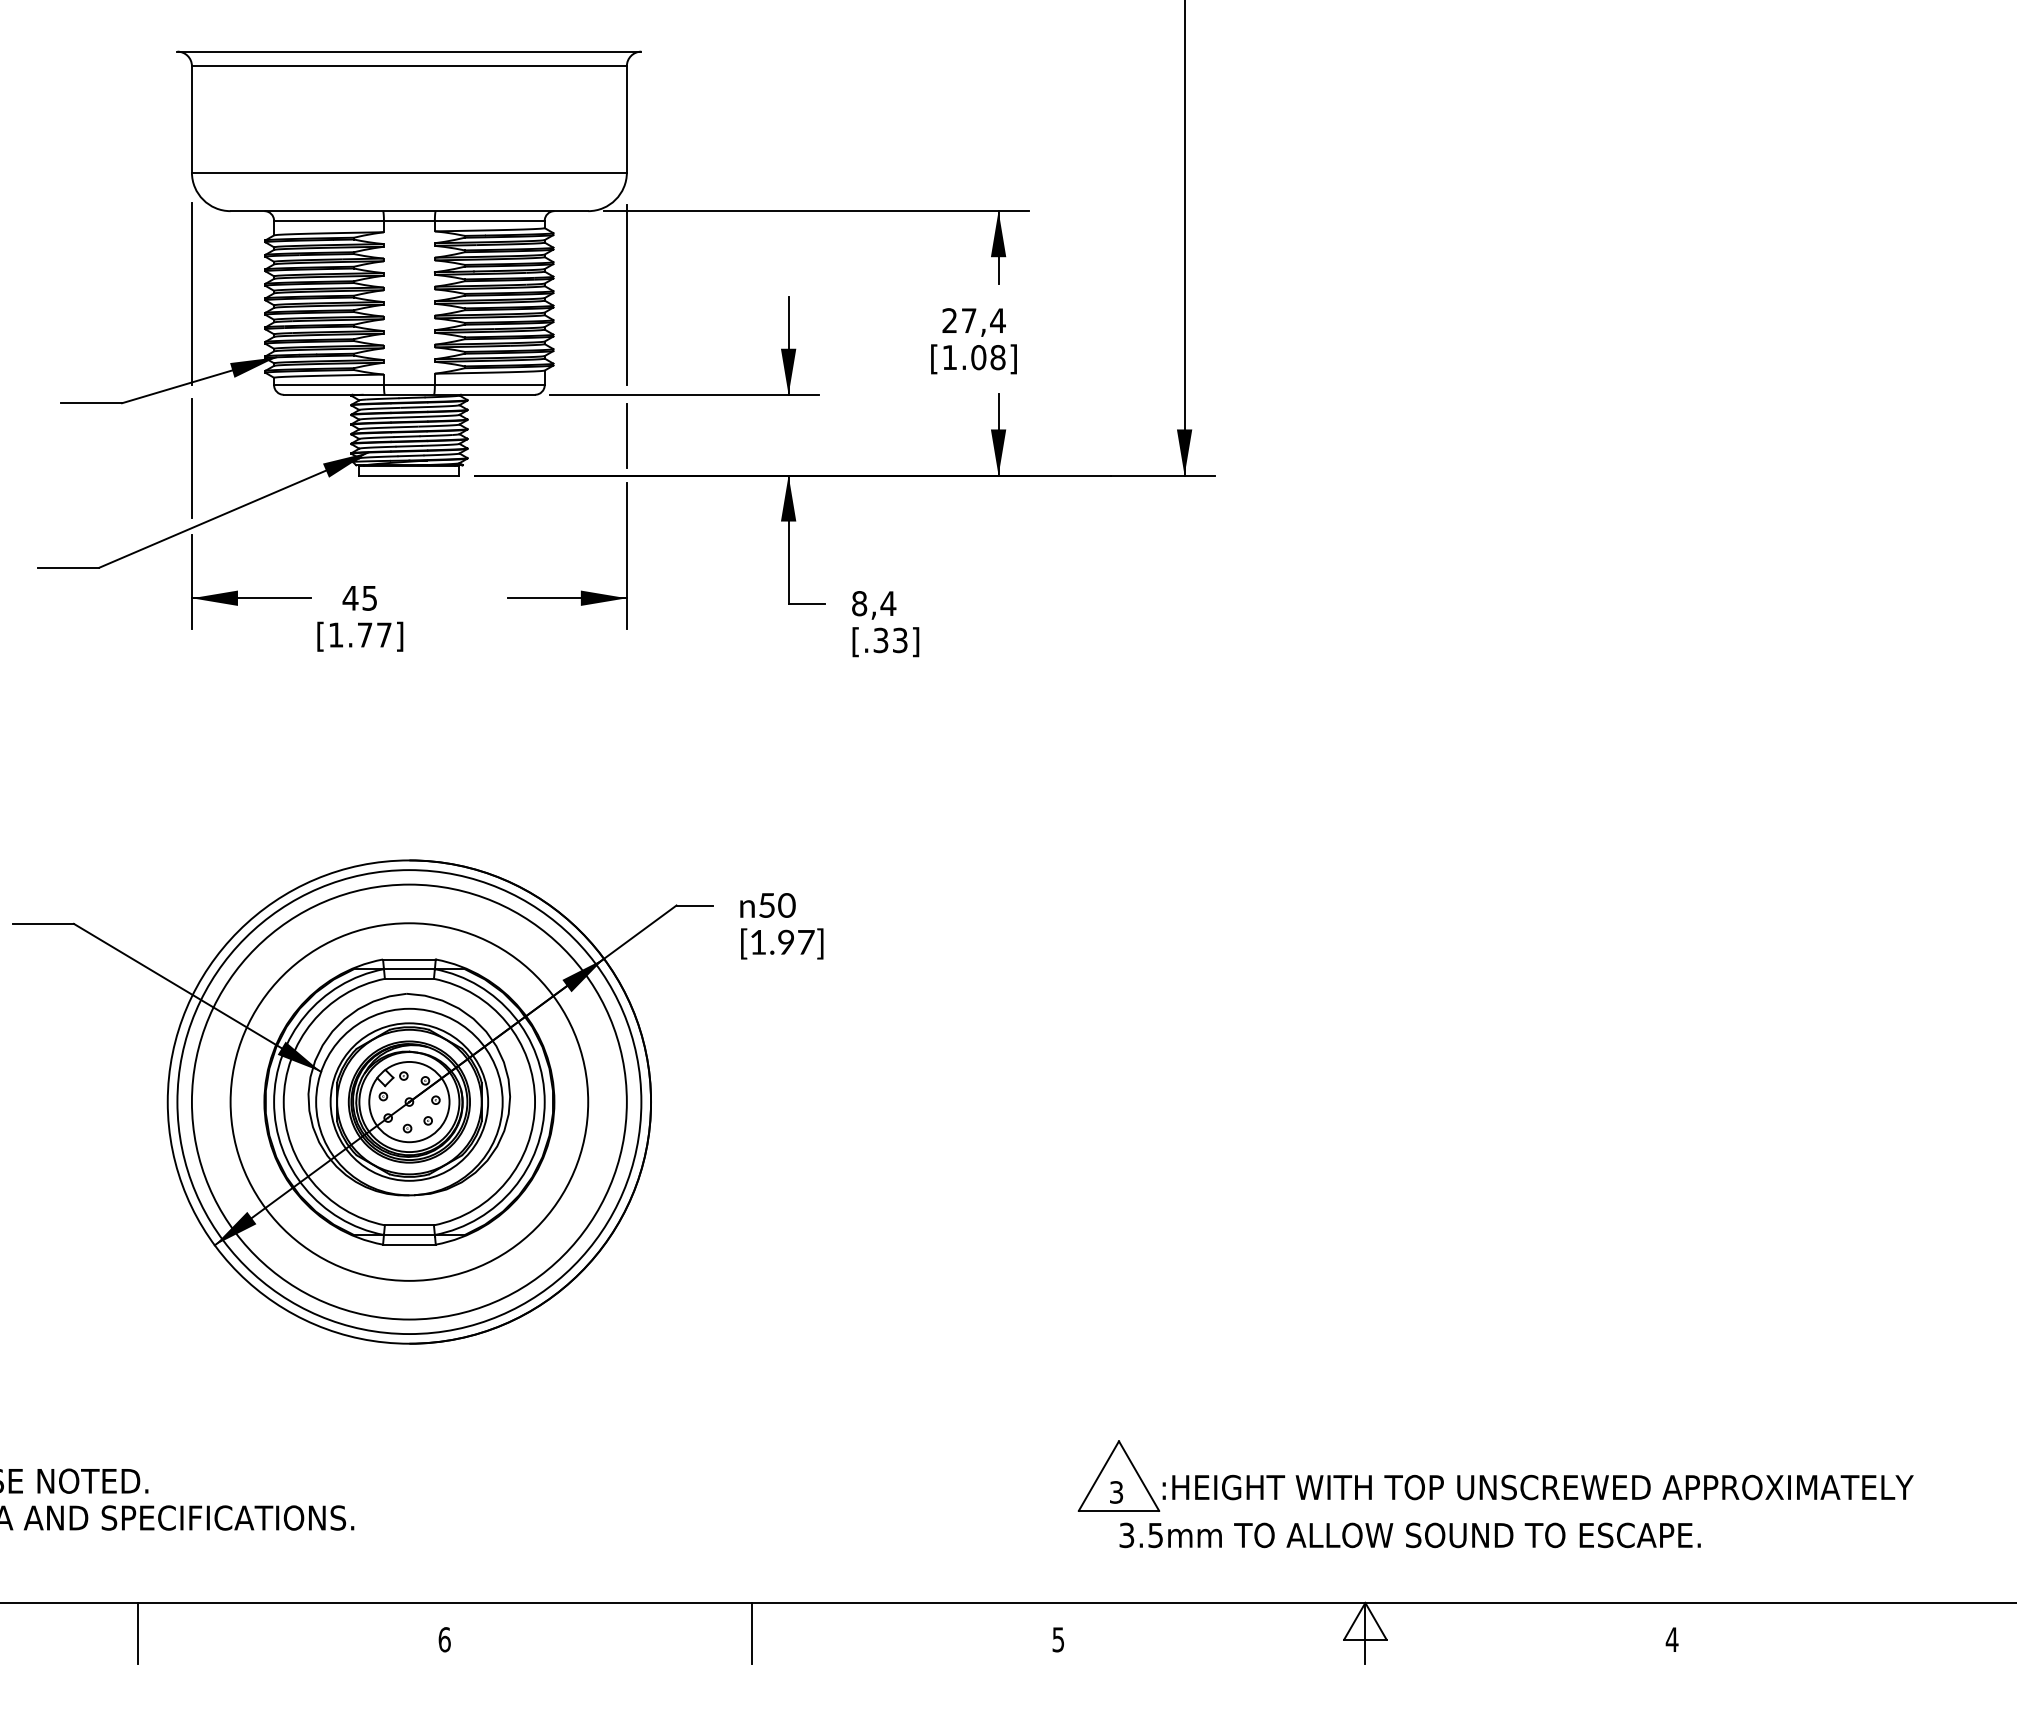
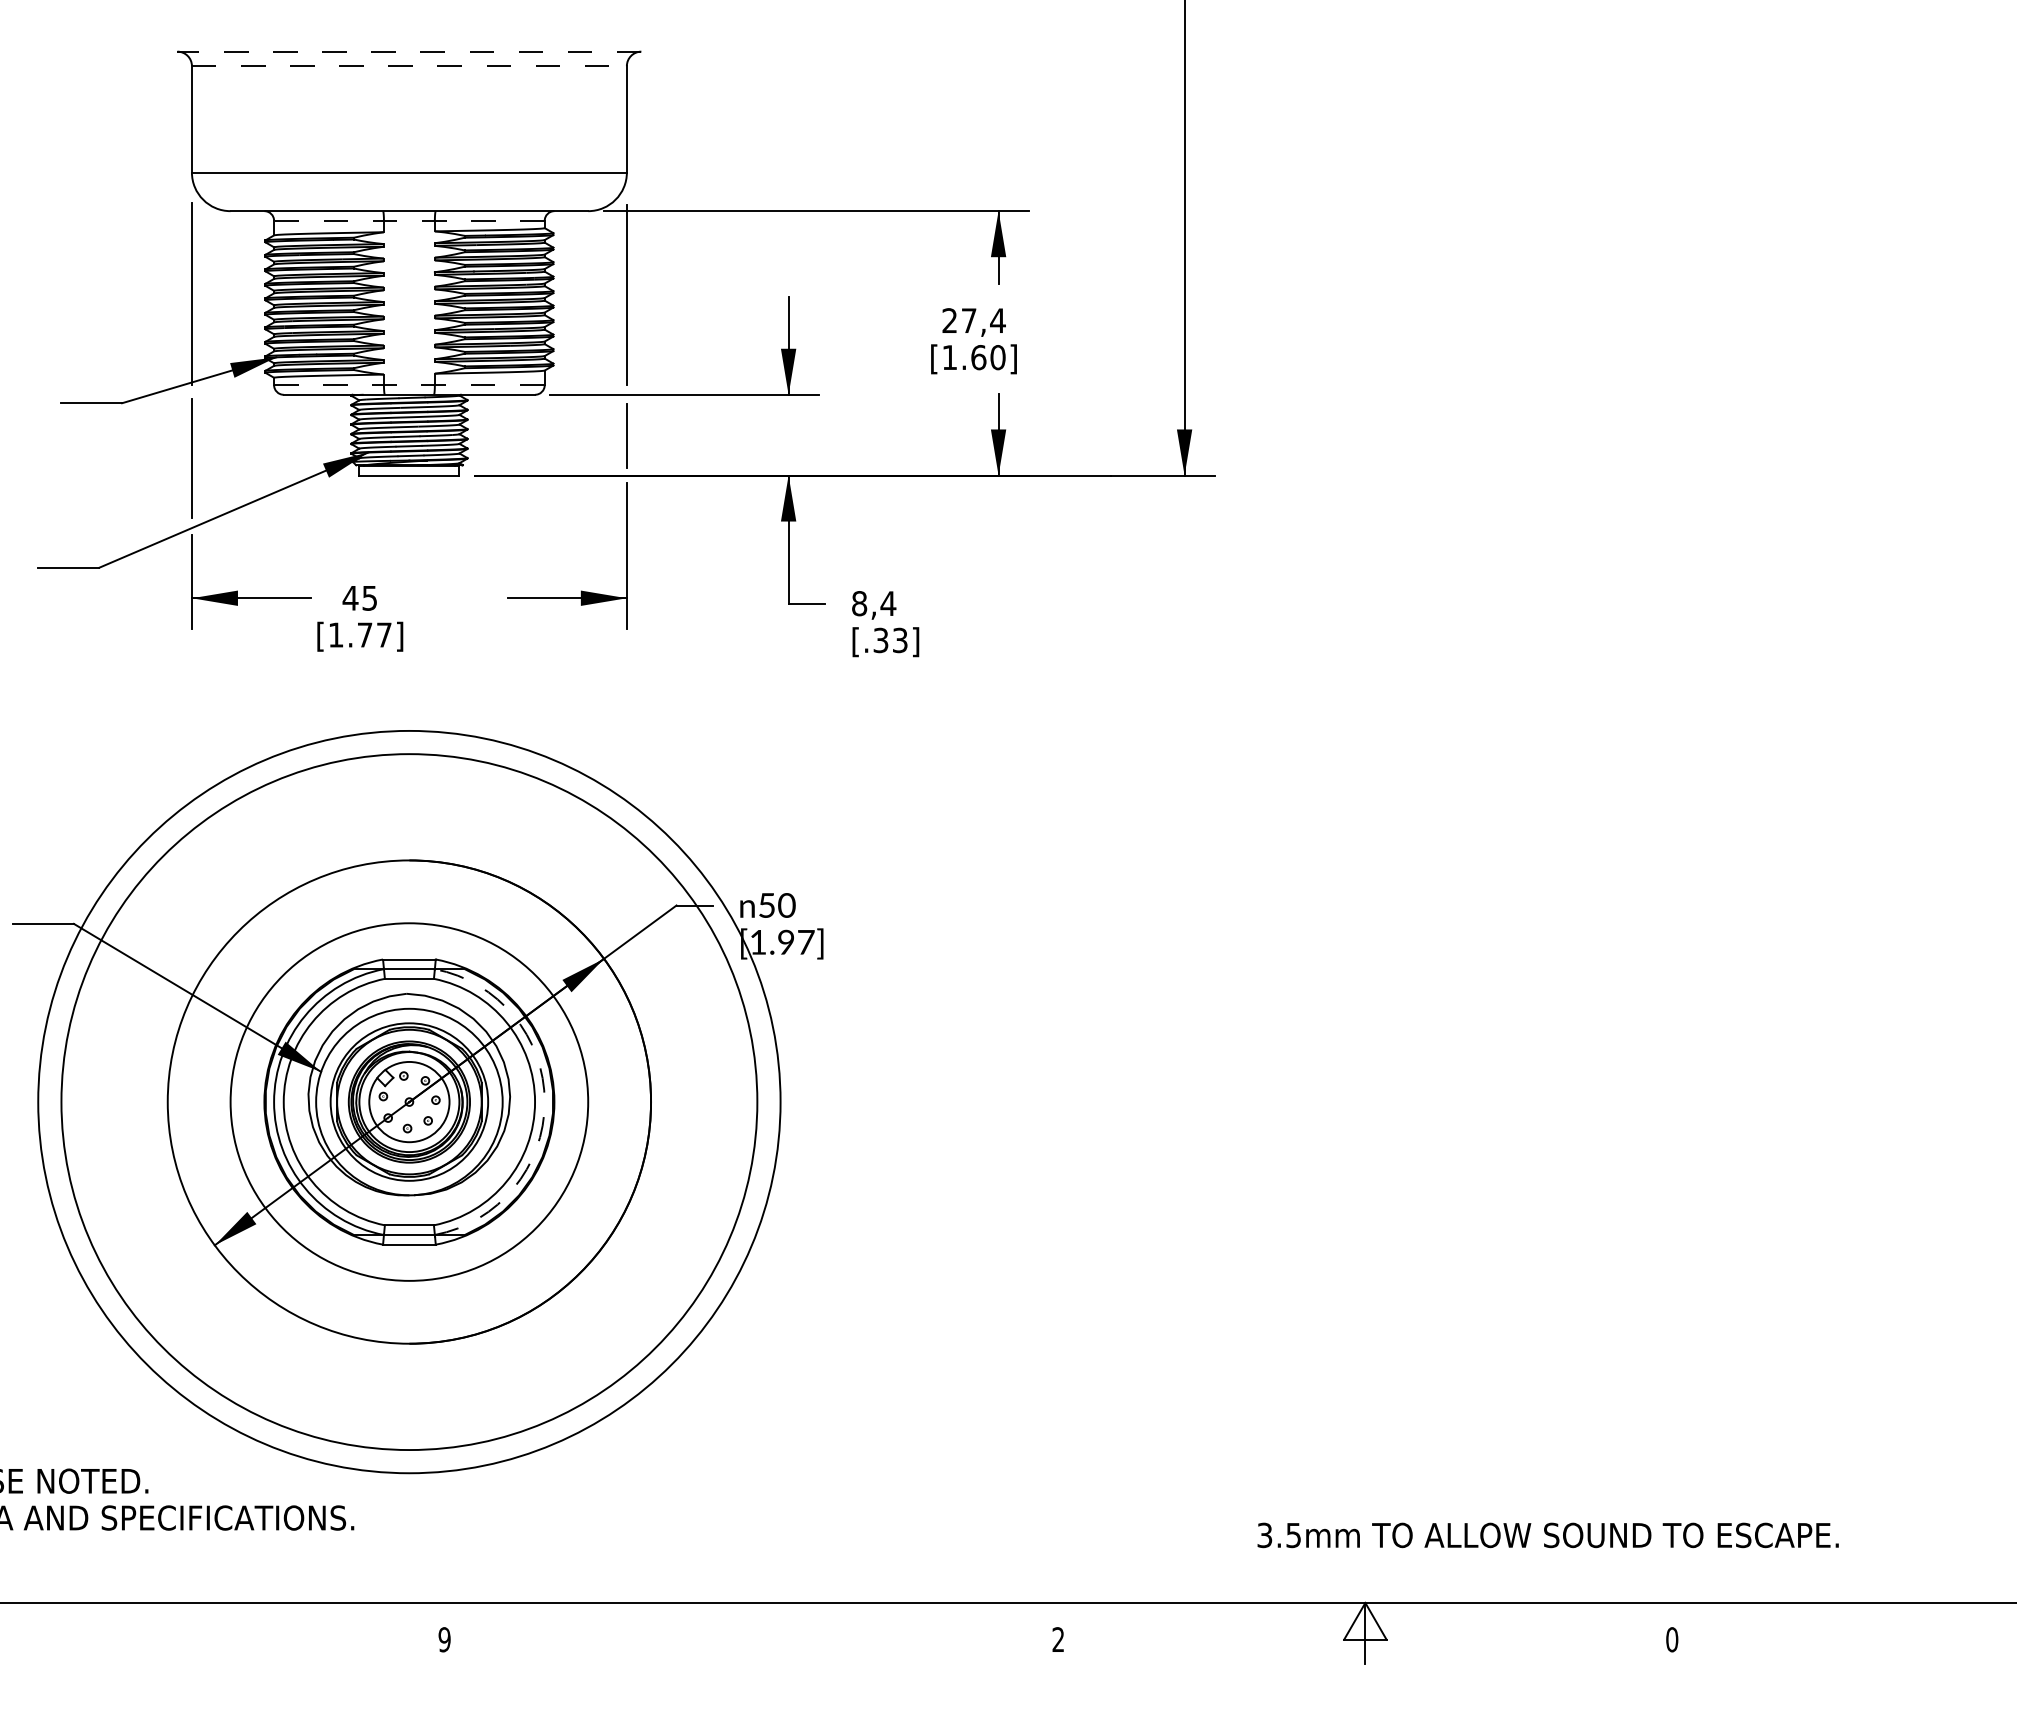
line: solid -> dashed (409, 51)
line: solid -> dashed (409, 66)
line: solid -> dashed (408, 220)
text: [1.08] -> [1.60] (988, 357)
line: solid -> dashed (409, 385)
circle diameter: 435 px -> 696 px (409, 1102)
circle diameter: 464 px -> 742 px (409, 1101)
arc: solid -> dashed (544, 1102)
part: present -> none (1495, 1475)
text position: (1409, 1535) -> (1547, 1535) (1547, 1535)
line: present -> none (137, 1633)
line: present -> none (751, 1633)
text: 6 -> 9 (444, 1639)
text: 5 -> 2 (1057, 1639)
text: 4 -> 0 (1671, 1639)
